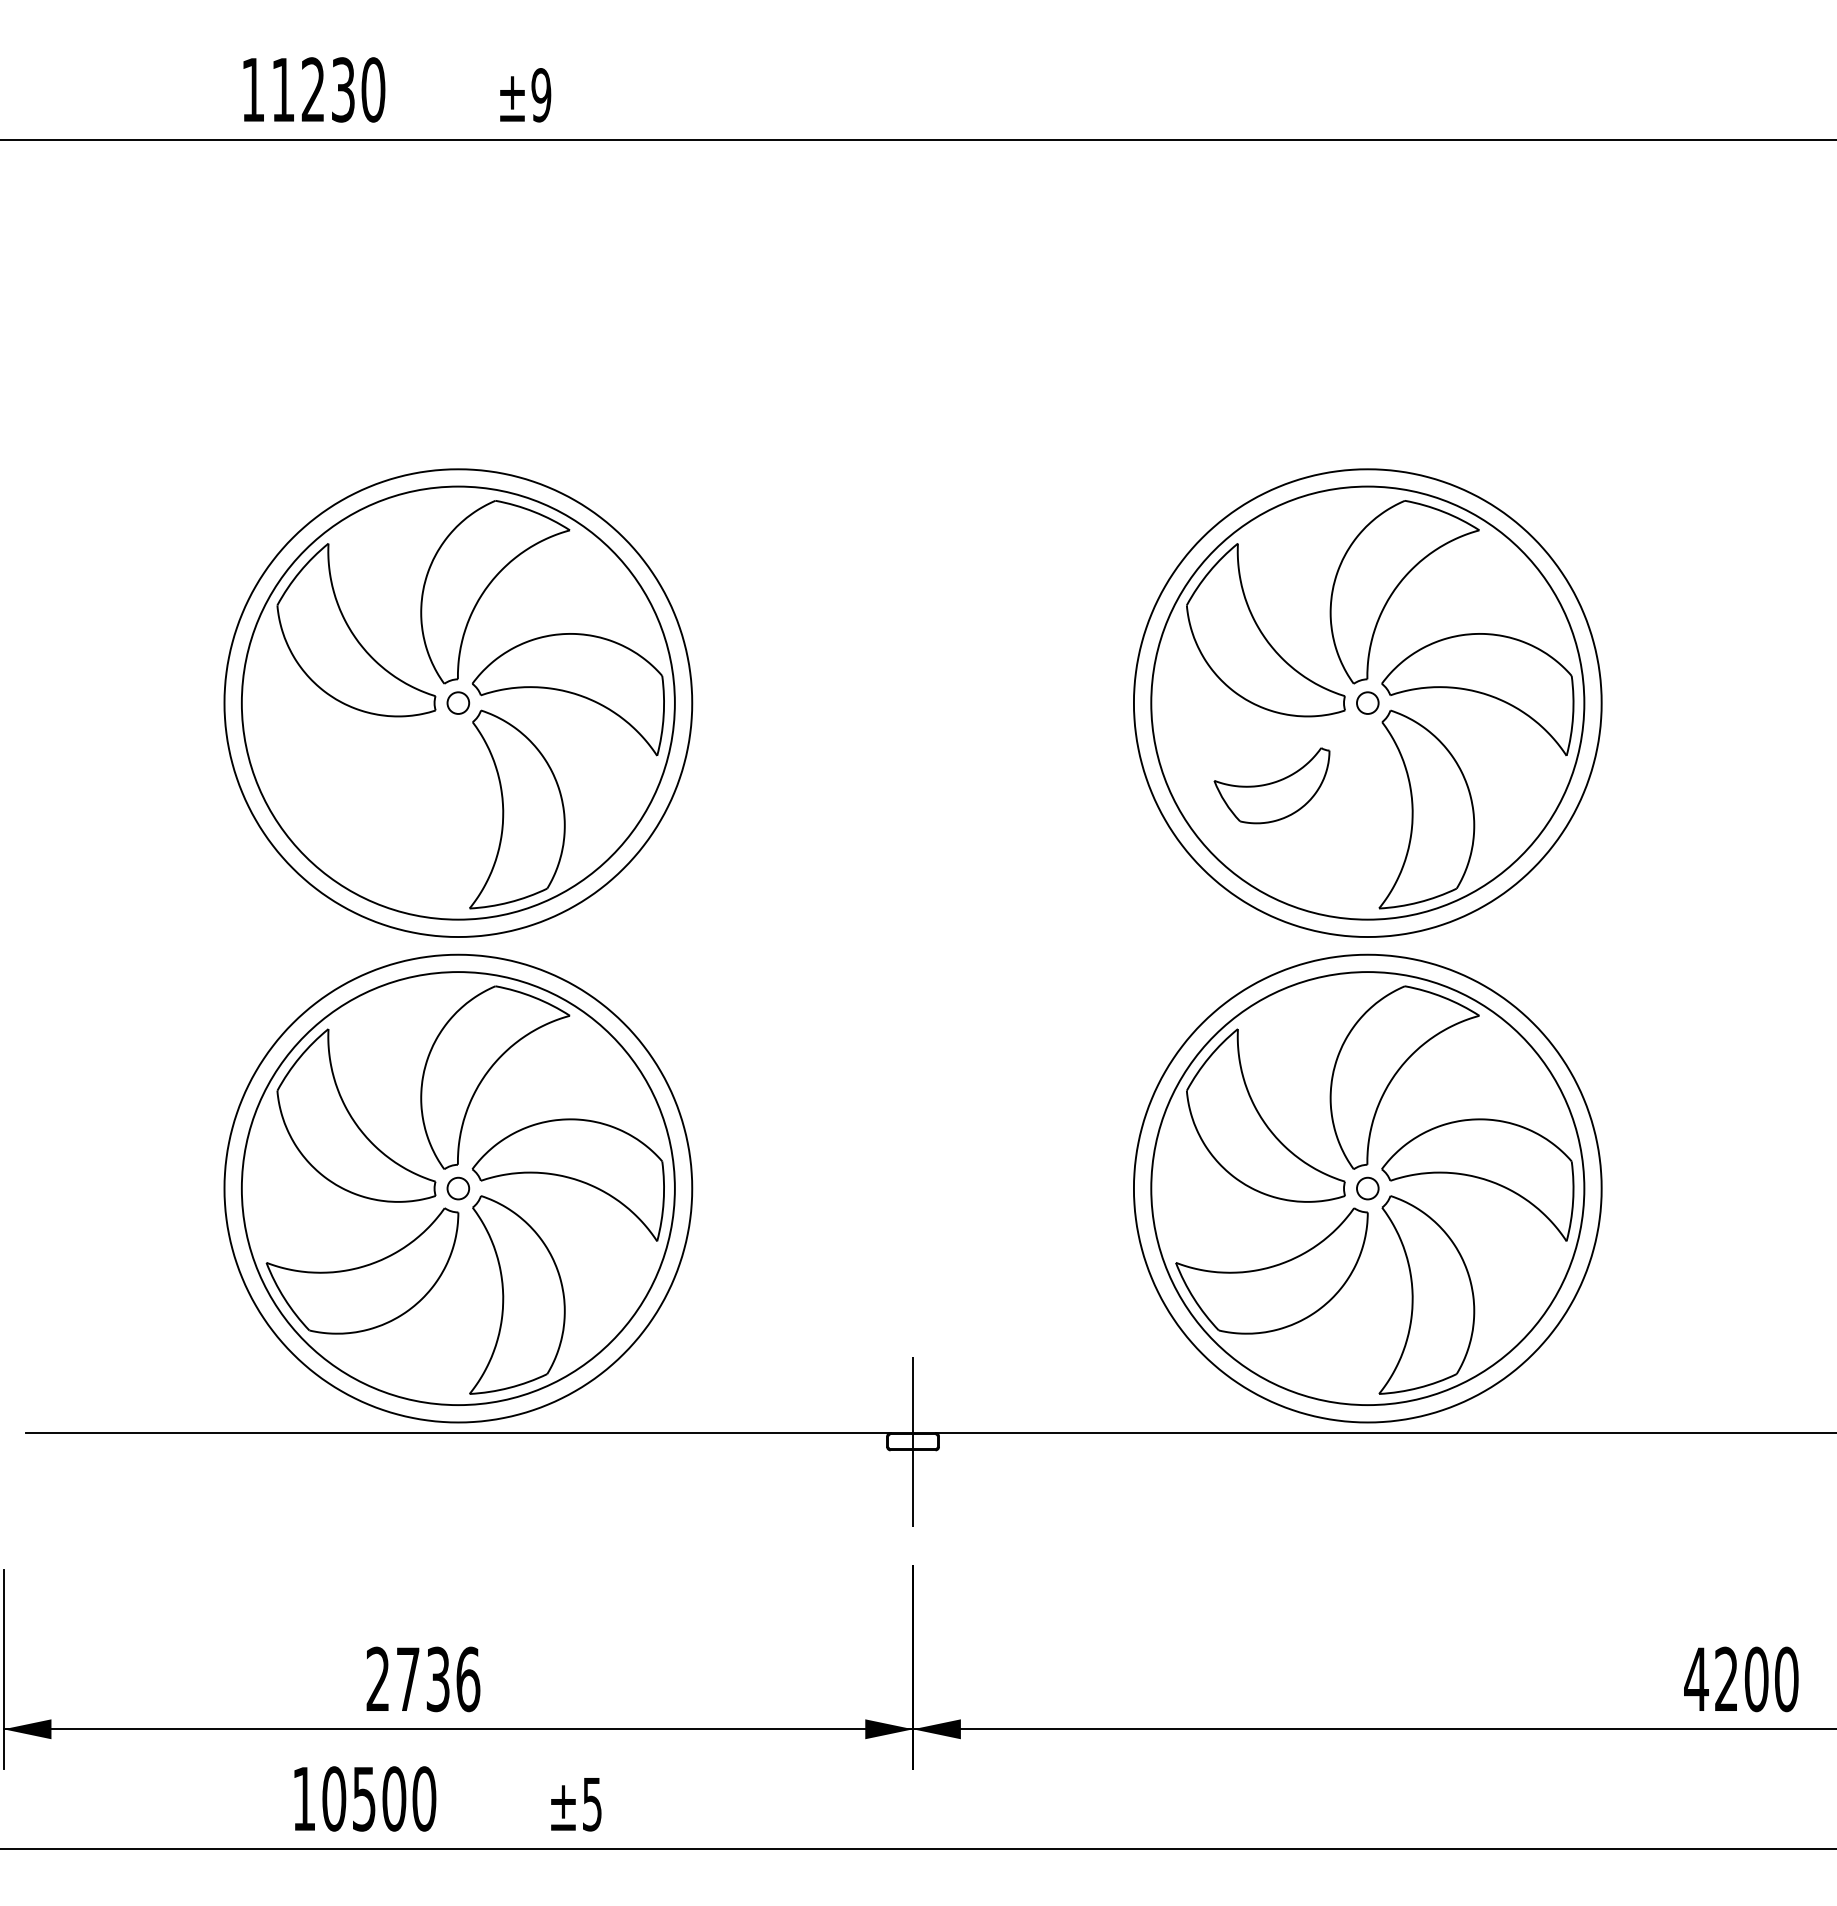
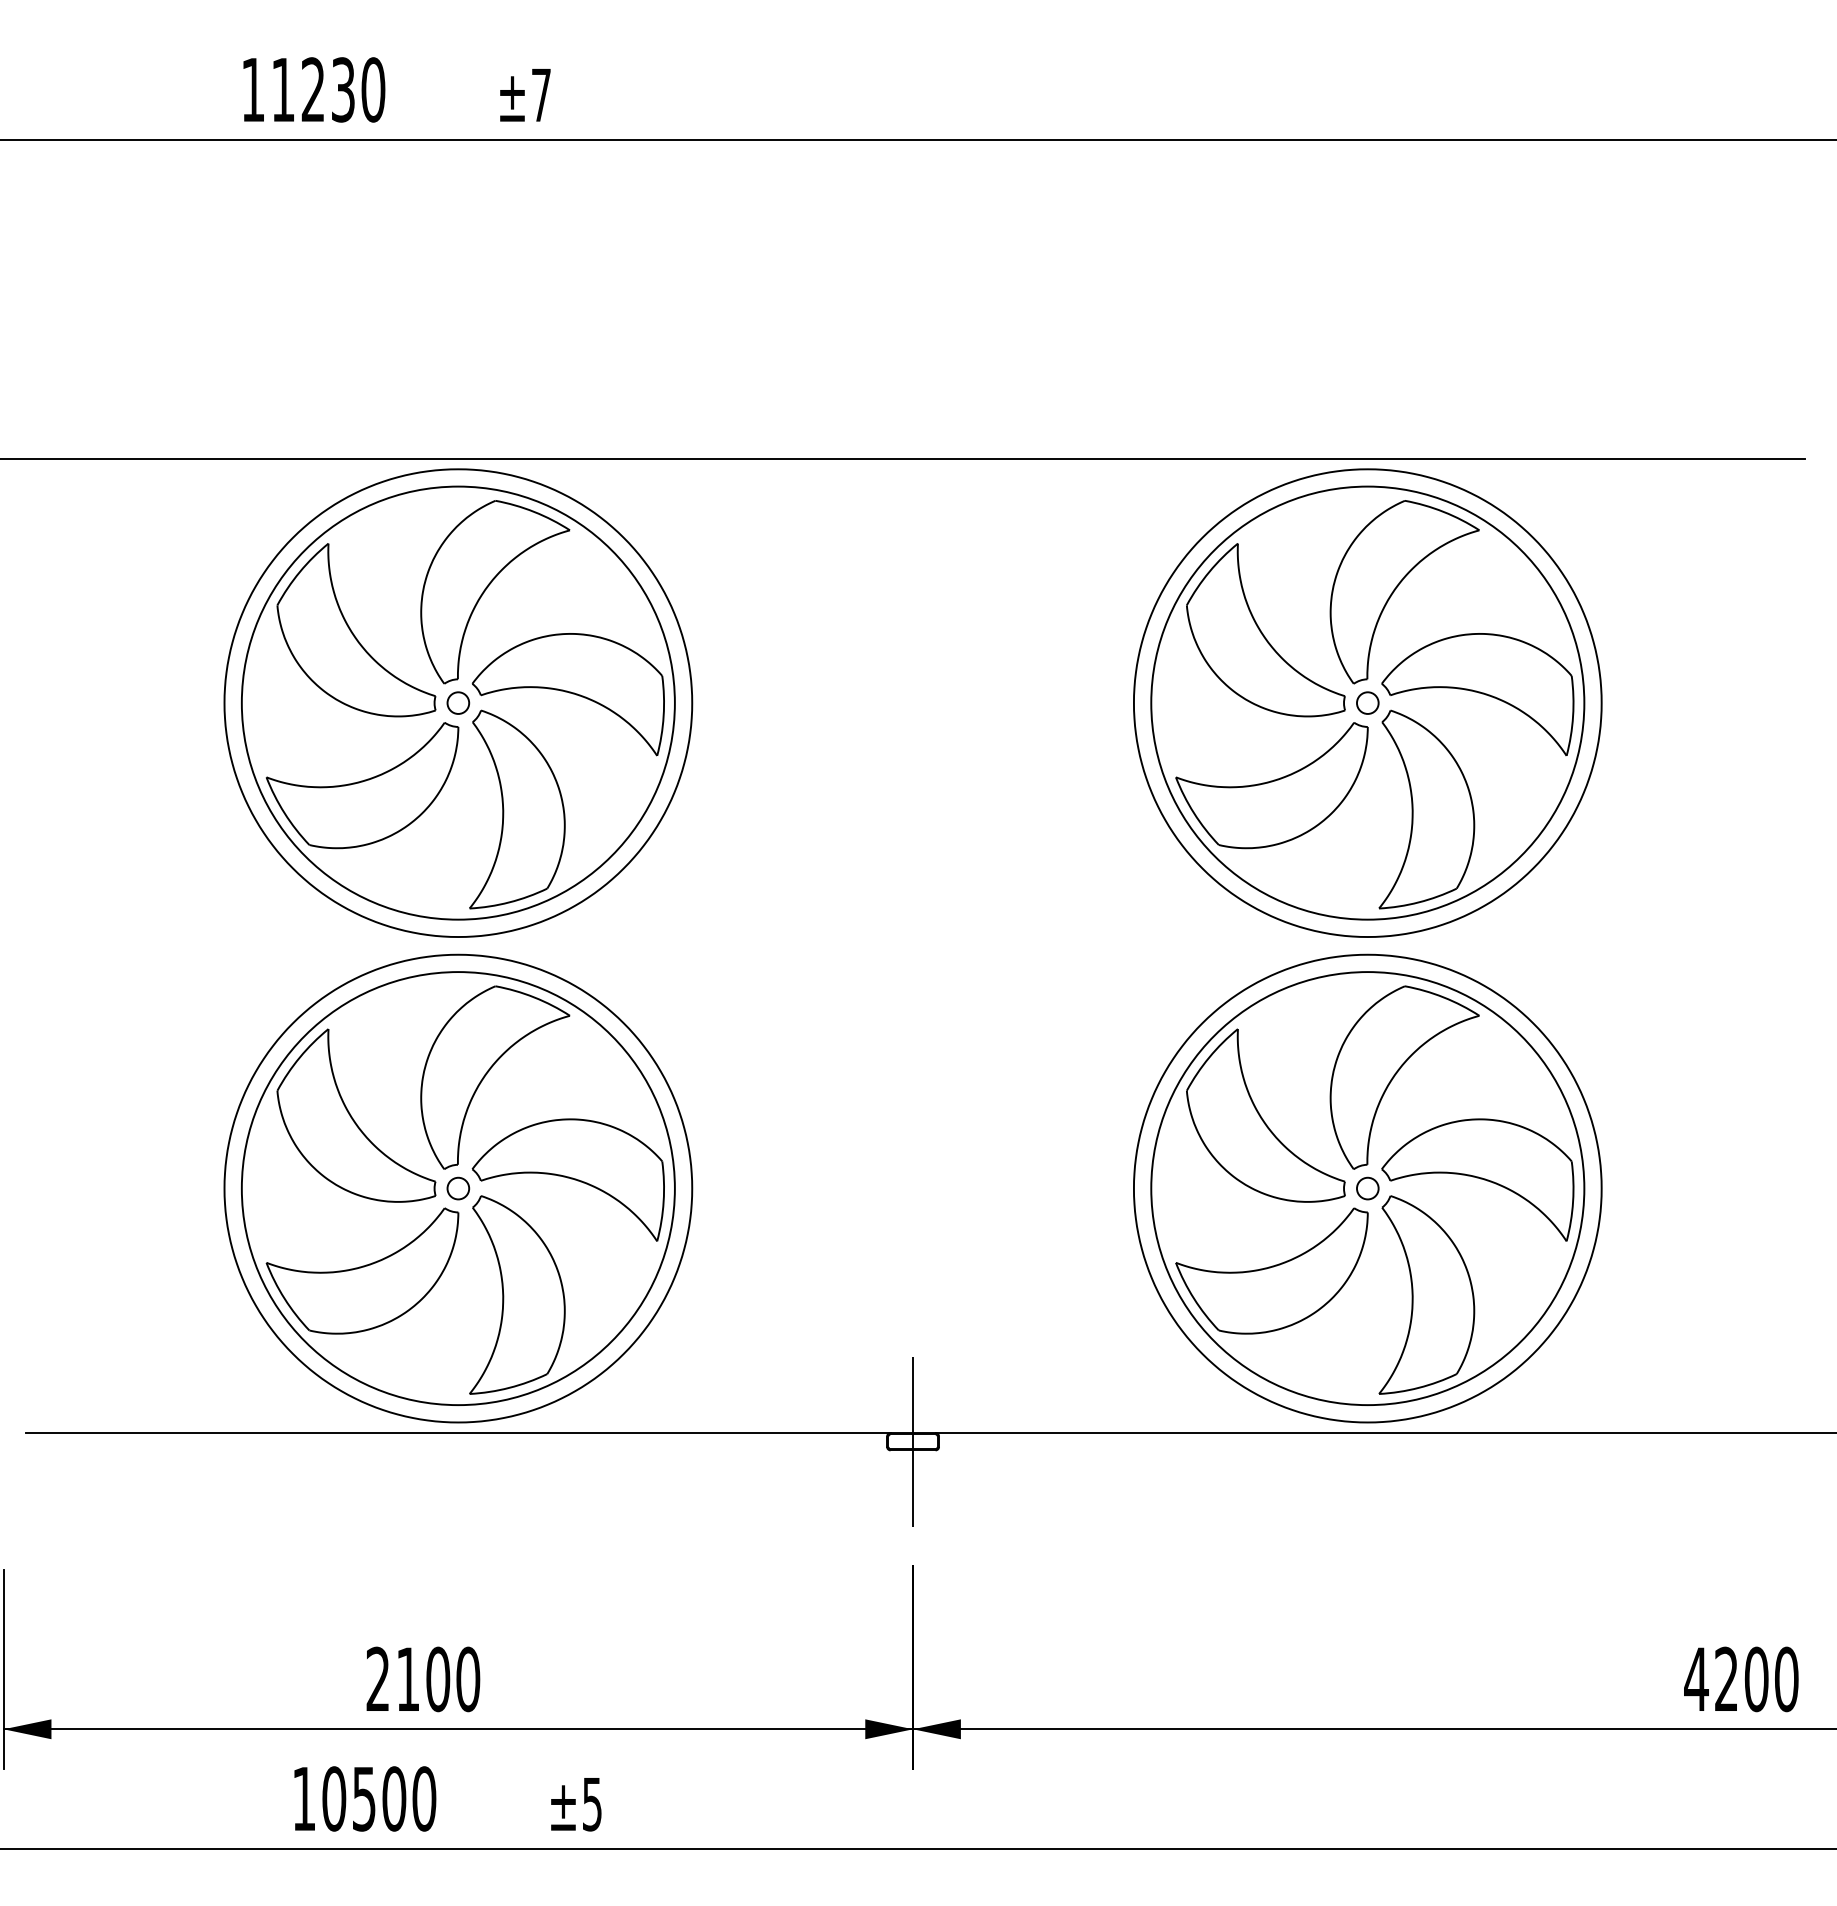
text: ±9 -> ±7 (541, 95)
line: none -> present (903, 458)
part: none -> present (362, 785)
part size: 118x78 px -> 194x128 px (1271, 785)
text: 2736 -> 2100 (438, 1679)
